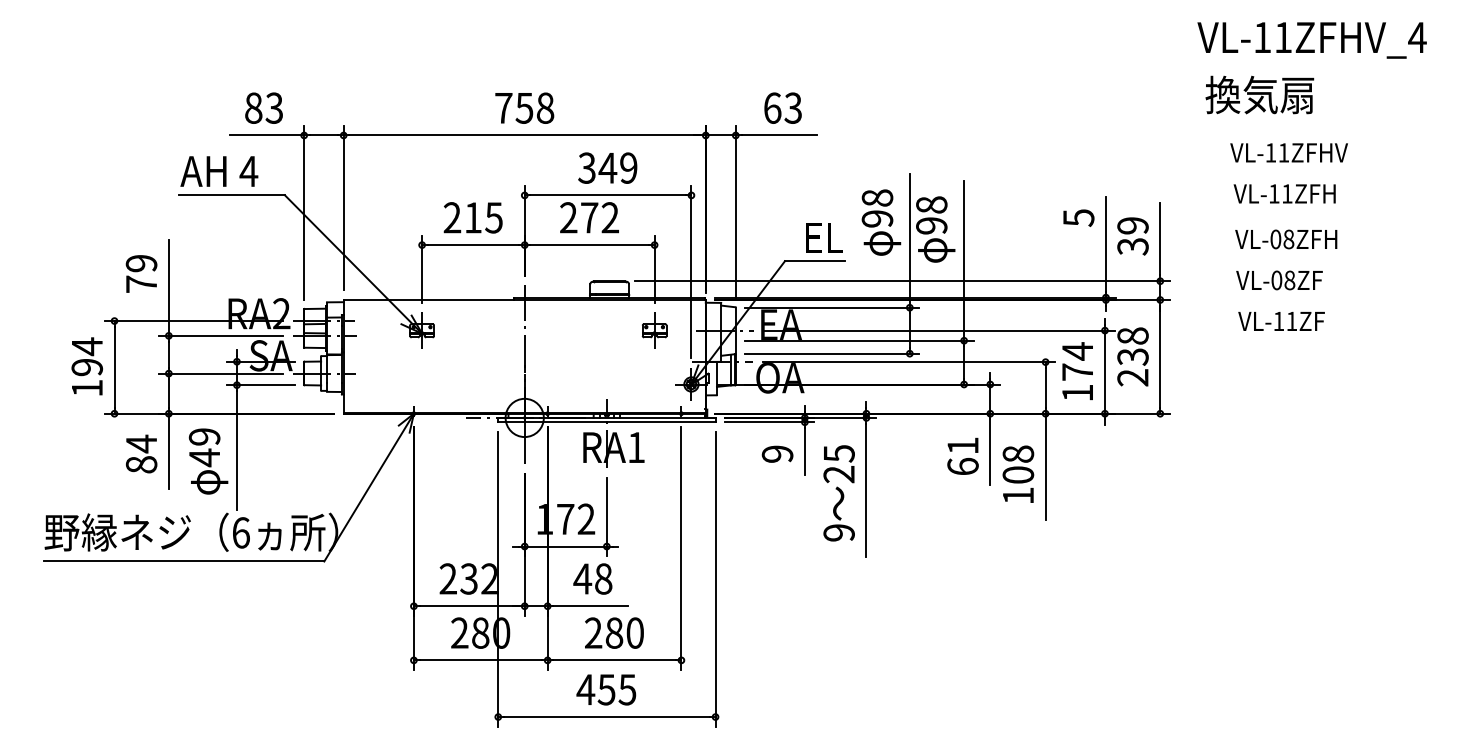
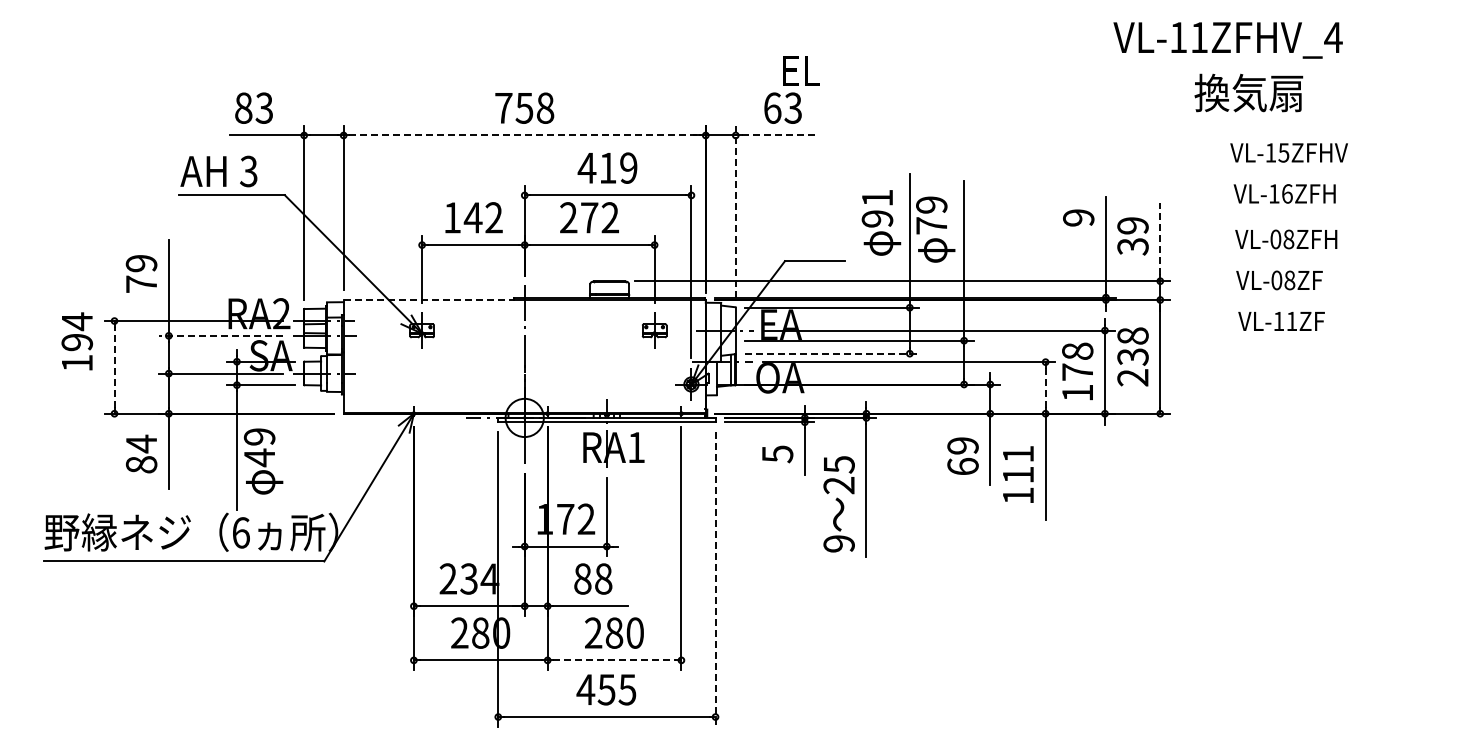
text position: (1311, 40) -> (1227, 40) (1227, 40)
text position: (1259, 94) -> (1248, 92) (1248, 92)
text position: (263, 107) -> (253, 107) (253, 107)
line: solid -> dashed (525, 135)
line: solid -> dashed (779, 135)
text: VL-11ZFHV -> VL-15ZFHV (1283, 152)
text: 349 -> 419 (597, 167)
text: 4 -> 3 (248, 171)
text: VL-11ZFH -> VL-16ZFH (1287, 193)
text: 98 -> 91 (877, 197)
line: solid -> dashed (735, 211)
text: 98 -> 79 (931, 215)
text: 215 -> 142 (472, 217)
text: 5 -> 9 (1078, 218)
text position: (824, 237) -> (801, 70) (801, 70)
line: solid -> dashed (1160, 238)
line: solid -> dashed (429, 300)
line: solid -> dashed (221, 335)
text: 174 -> 178 (1077, 351)
line: solid -> dashed (832, 353)
text position: (86, 366) -> (76, 341) (76, 341)
line: solid -> dashed (114, 367)
line: solid -> dashed (1045, 388)
text: 61 -> 69 (962, 445)
text: 9 -> 5 (777, 454)
text position: (208, 461) -> (263, 461) (263, 461)
text: 108 -> 111 (1018, 464)
text position: (838, 493) -> (838, 504) (838, 504)
text: 232 -> 234 (489, 578)
text: 48 -> 88 (582, 578)
line: solid -> dashed (715, 579)
line: solid -> dashed (615, 660)
